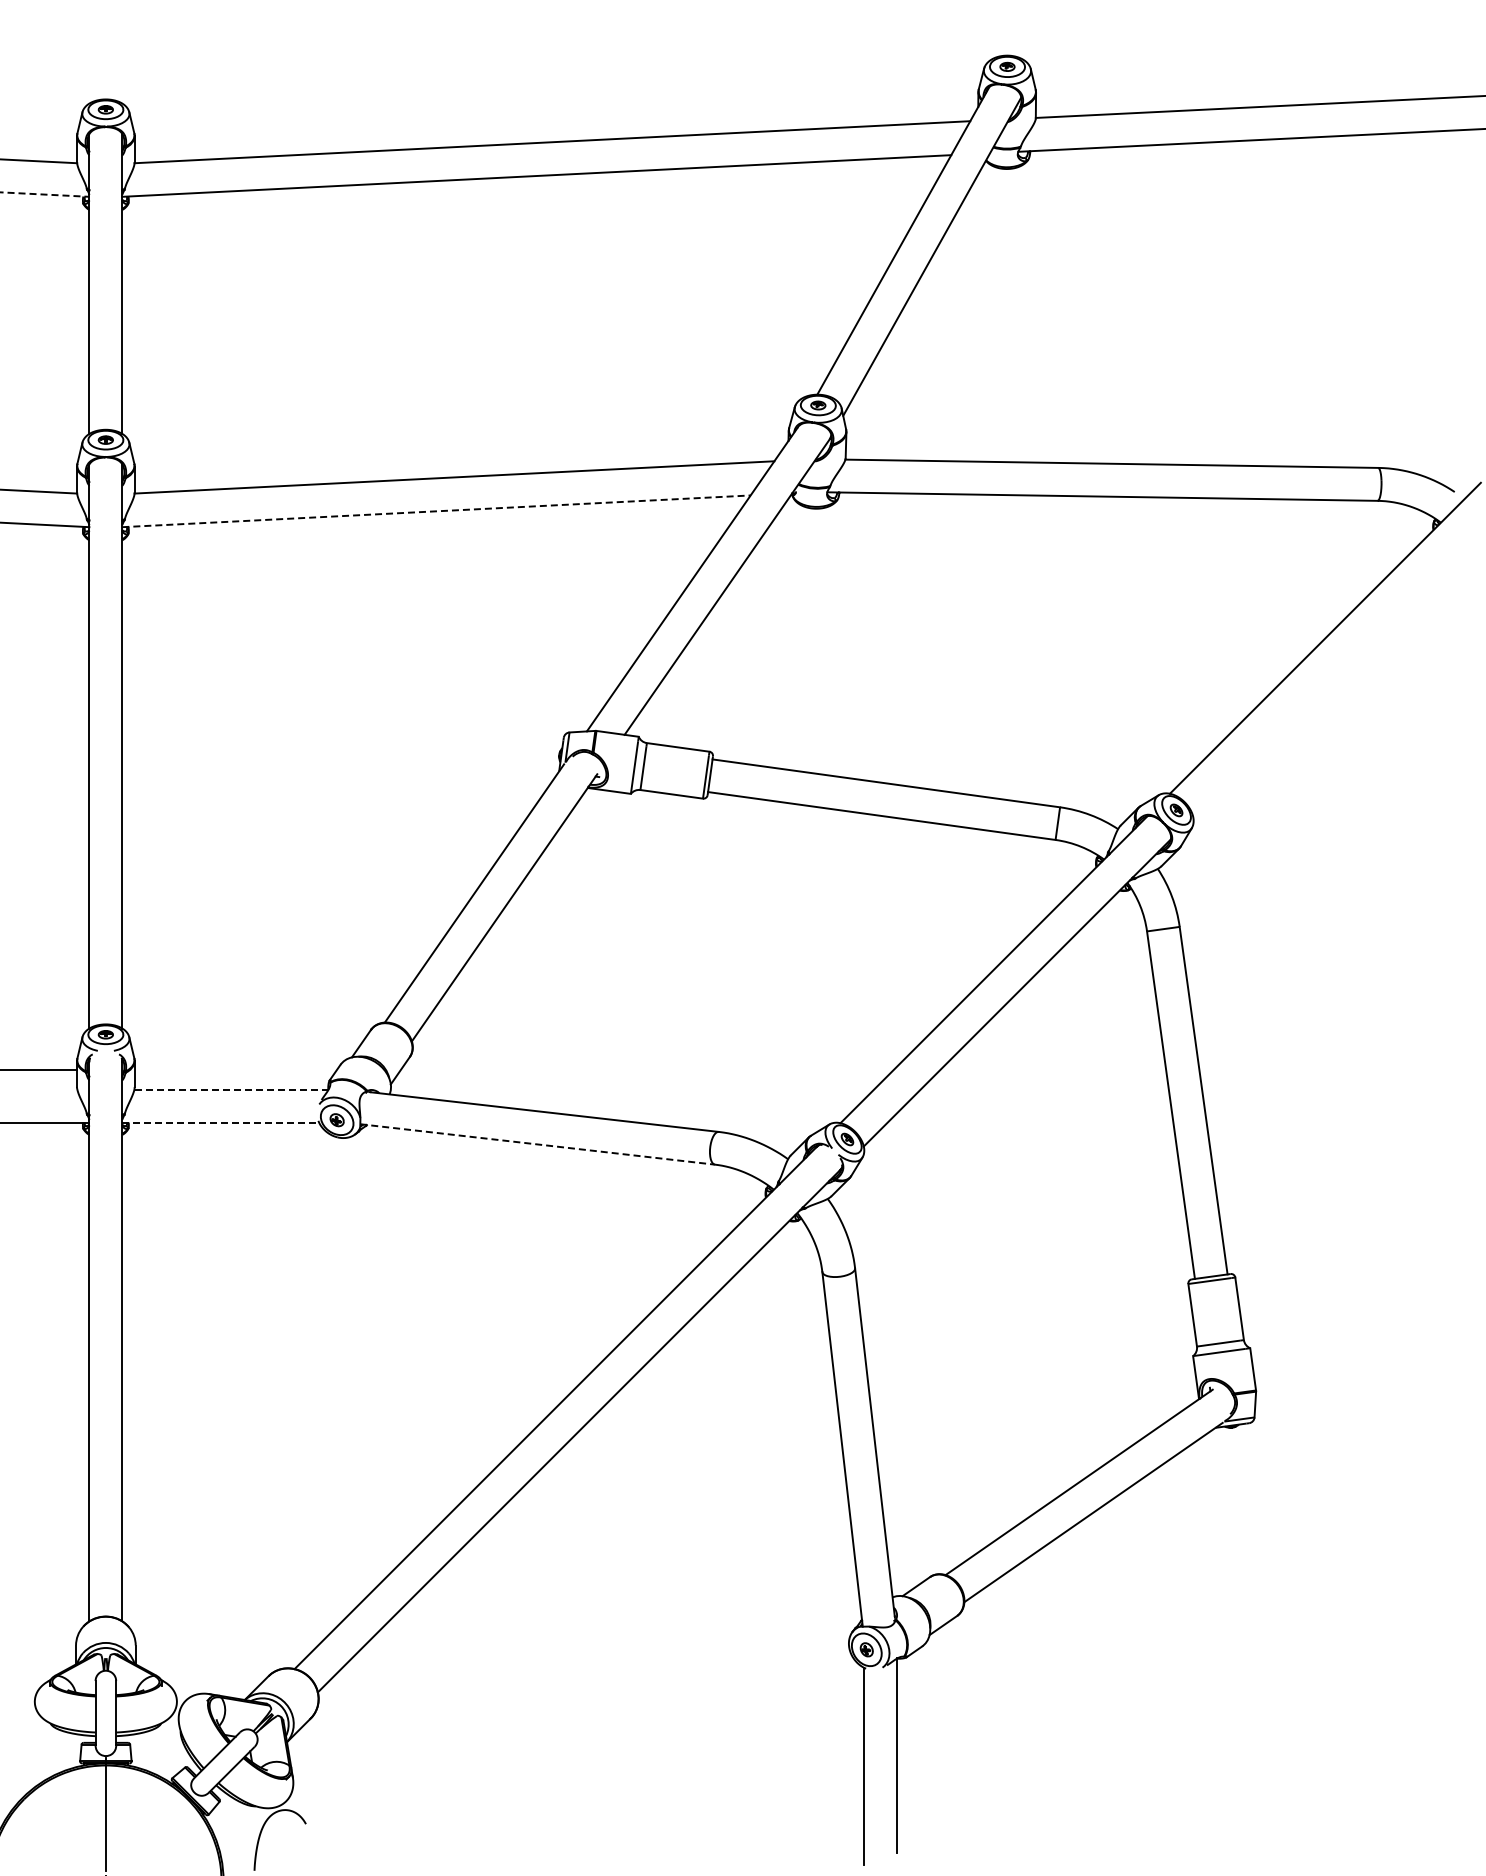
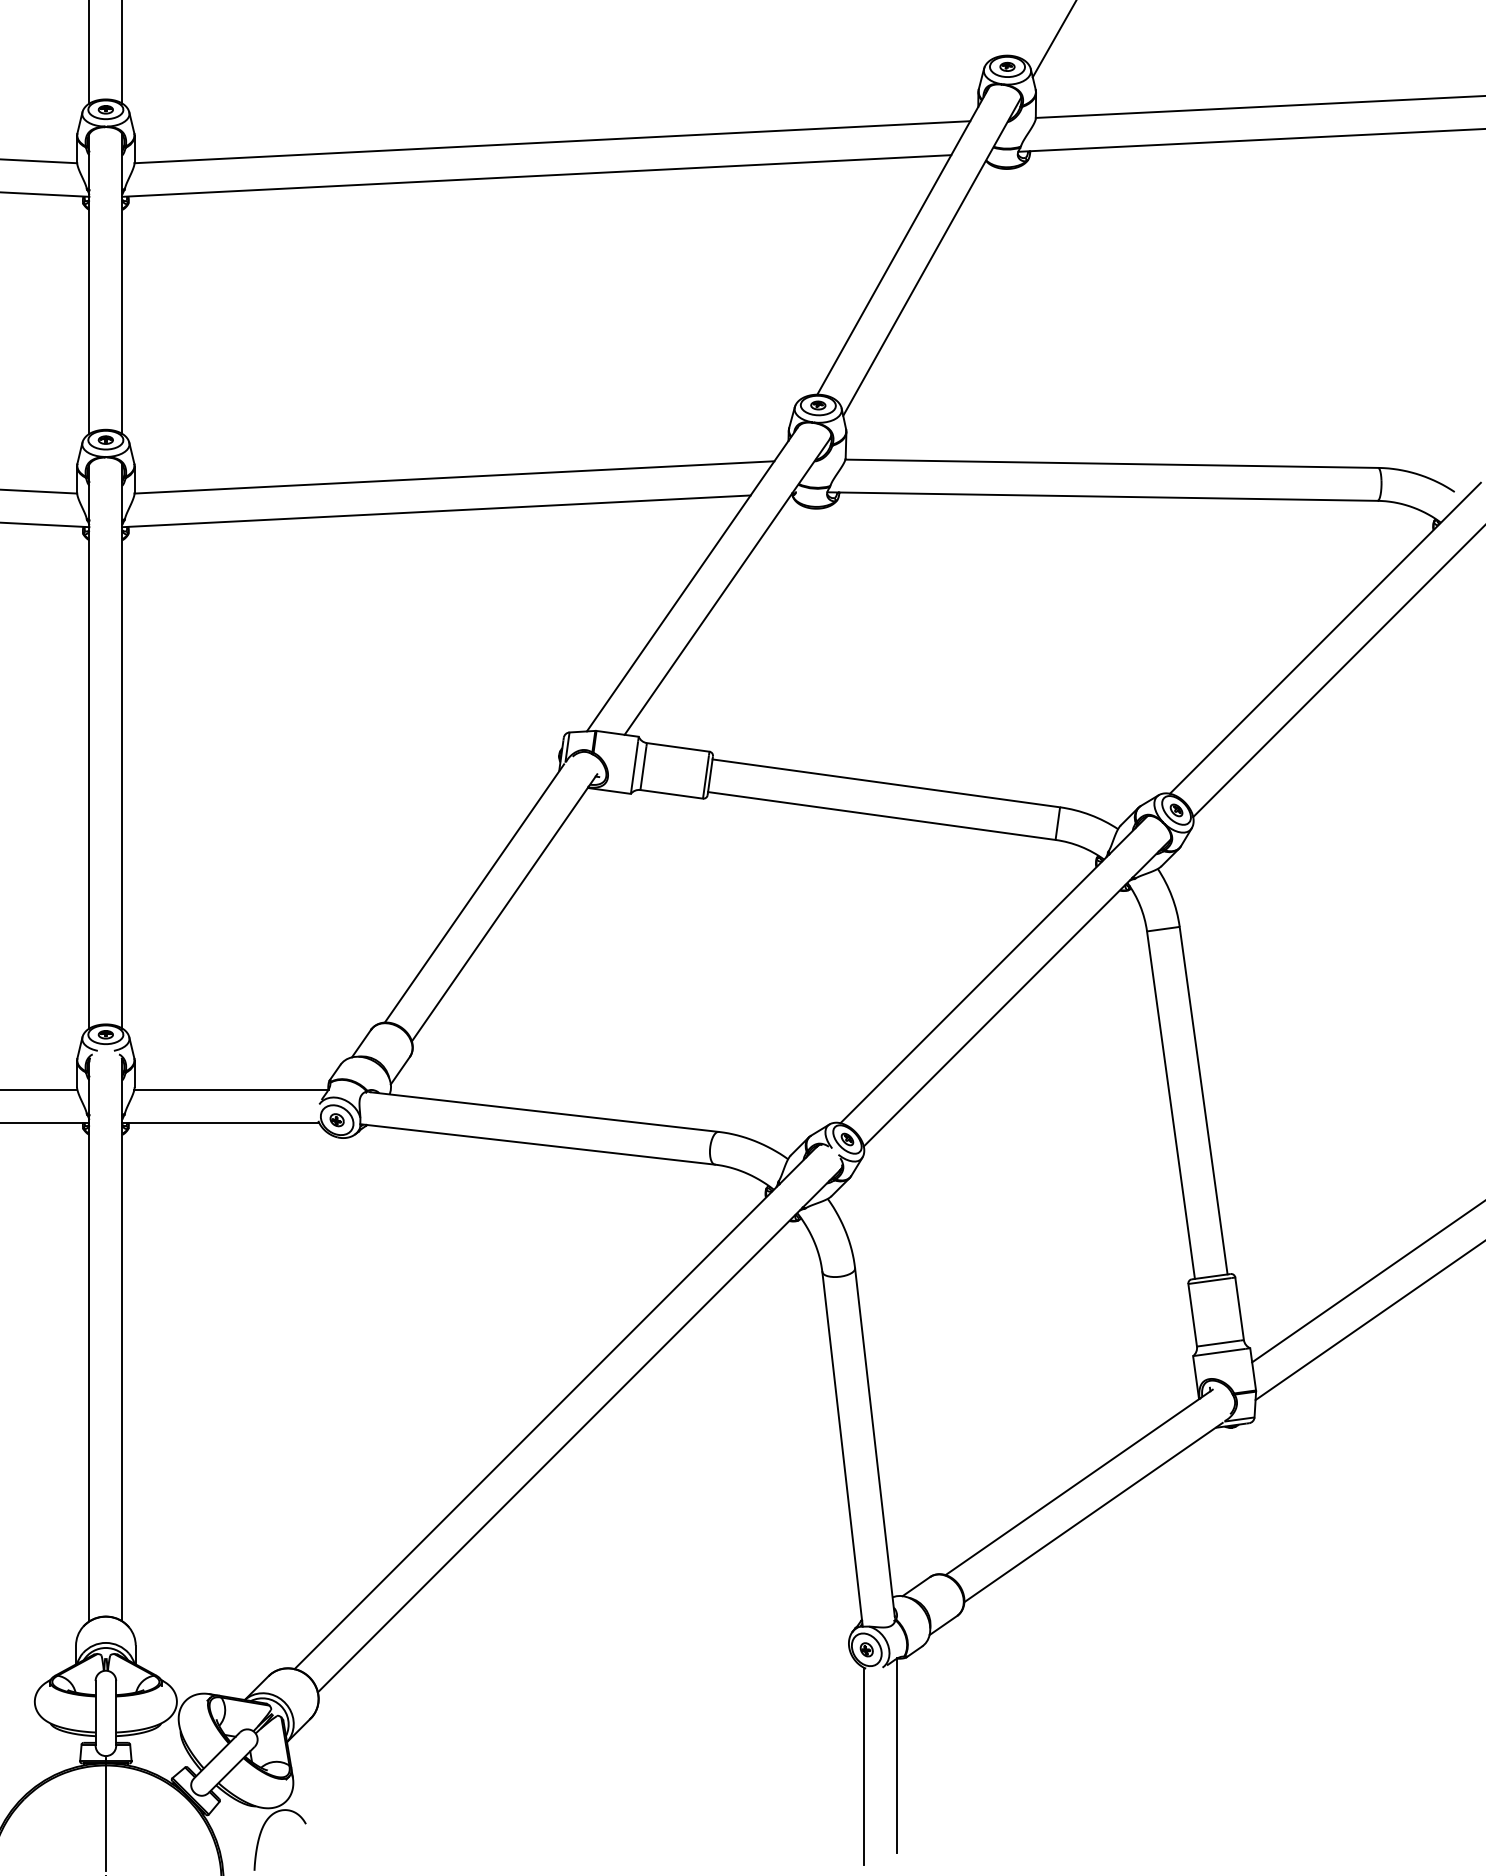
line: none -> present (1053, 39)
line: none -> present (89, 52)
line: none -> present (122, 52)
line: dashed -> solid (45, 194)
line: dashed -> solid (436, 511)
line: none -> present (1337, 672)
line position: (39, 1069) -> (39, 1089) (39, 1089)
line: dashed -> solid (230, 1089)
line: dashed -> solid (221, 1122)
line: dashed -> solid (538, 1144)
line: none -> present (1367, 1282)
line: none -> present (1368, 1321)
